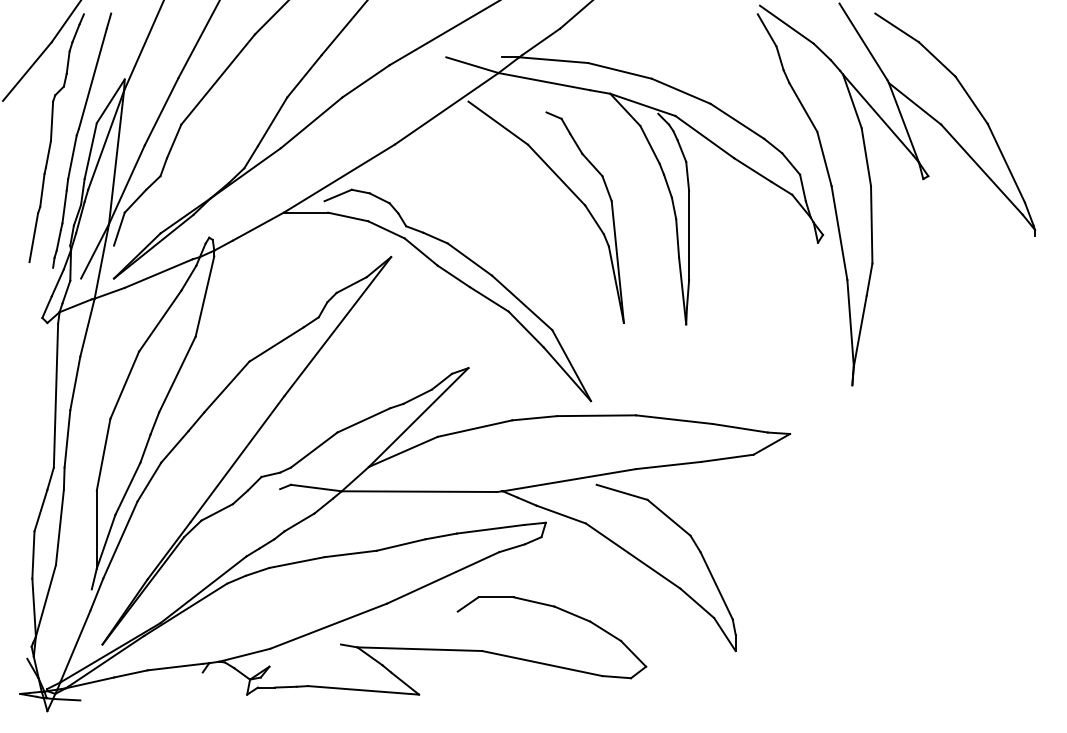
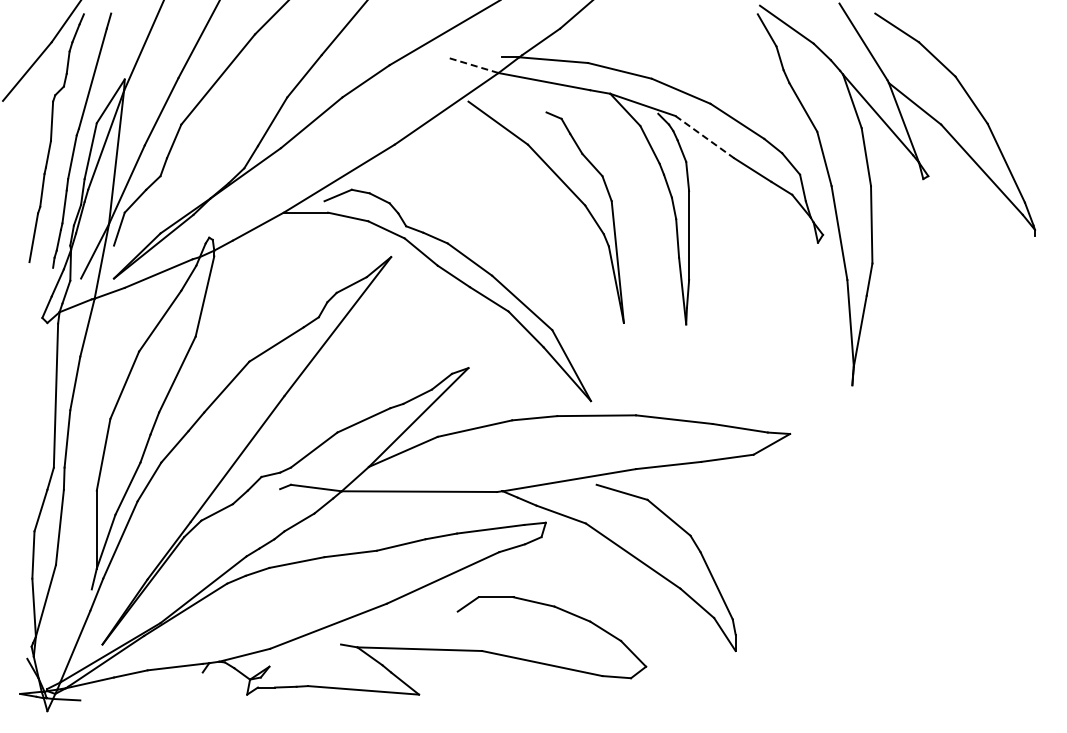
line: solid -> dashed (471, 65)
line: solid -> dashed (705, 137)
